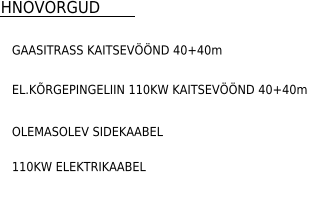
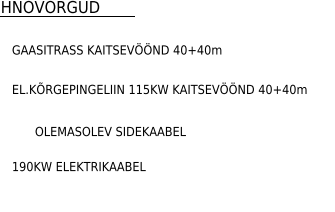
text: 110KW -> 115KW (146, 89)
text position: (87, 131) -> (110, 131) (110, 131)
text: 110KW -> 190KW (22, 166)
